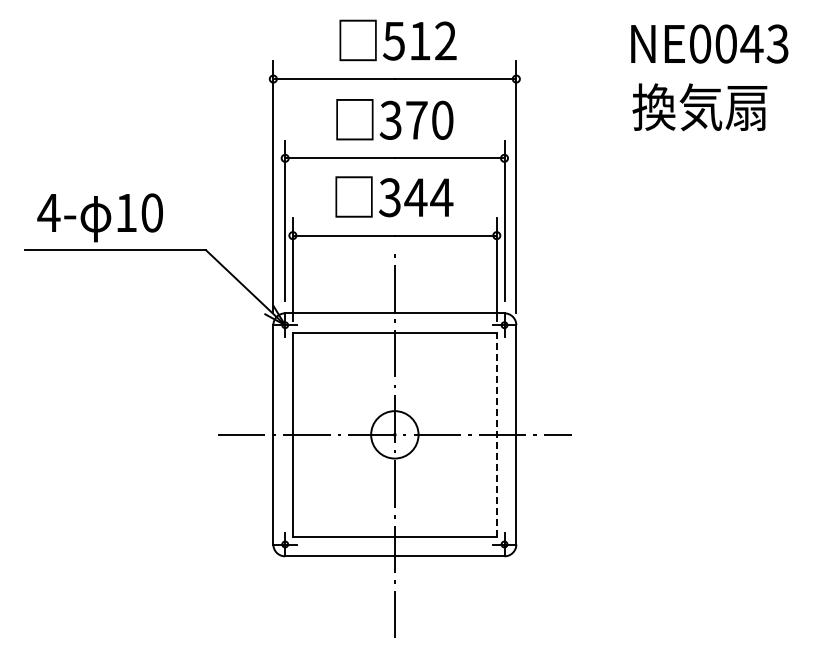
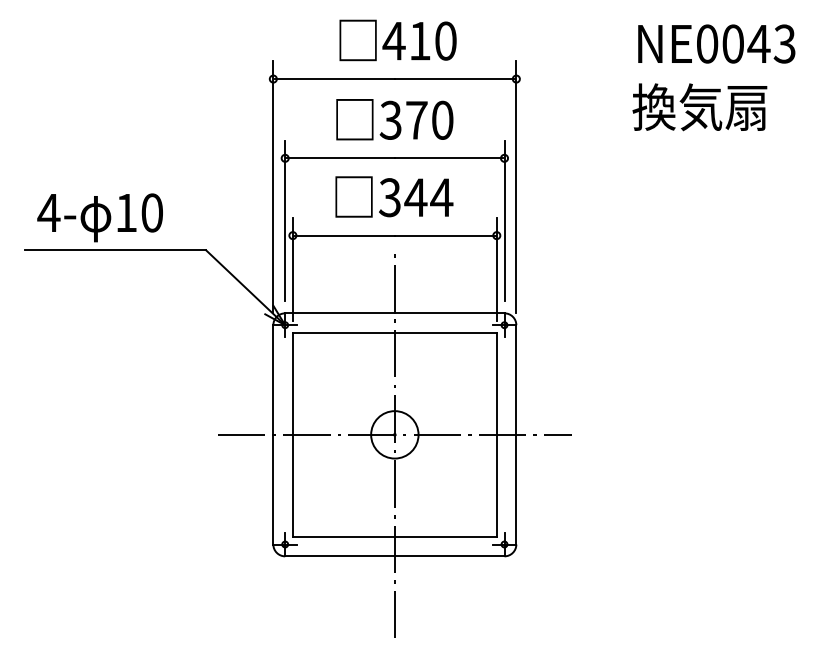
text: 512 -> 410 (419, 40)
text position: (709, 43) -> (716, 43) (716, 43)
line: dashed -> solid (496, 434)
